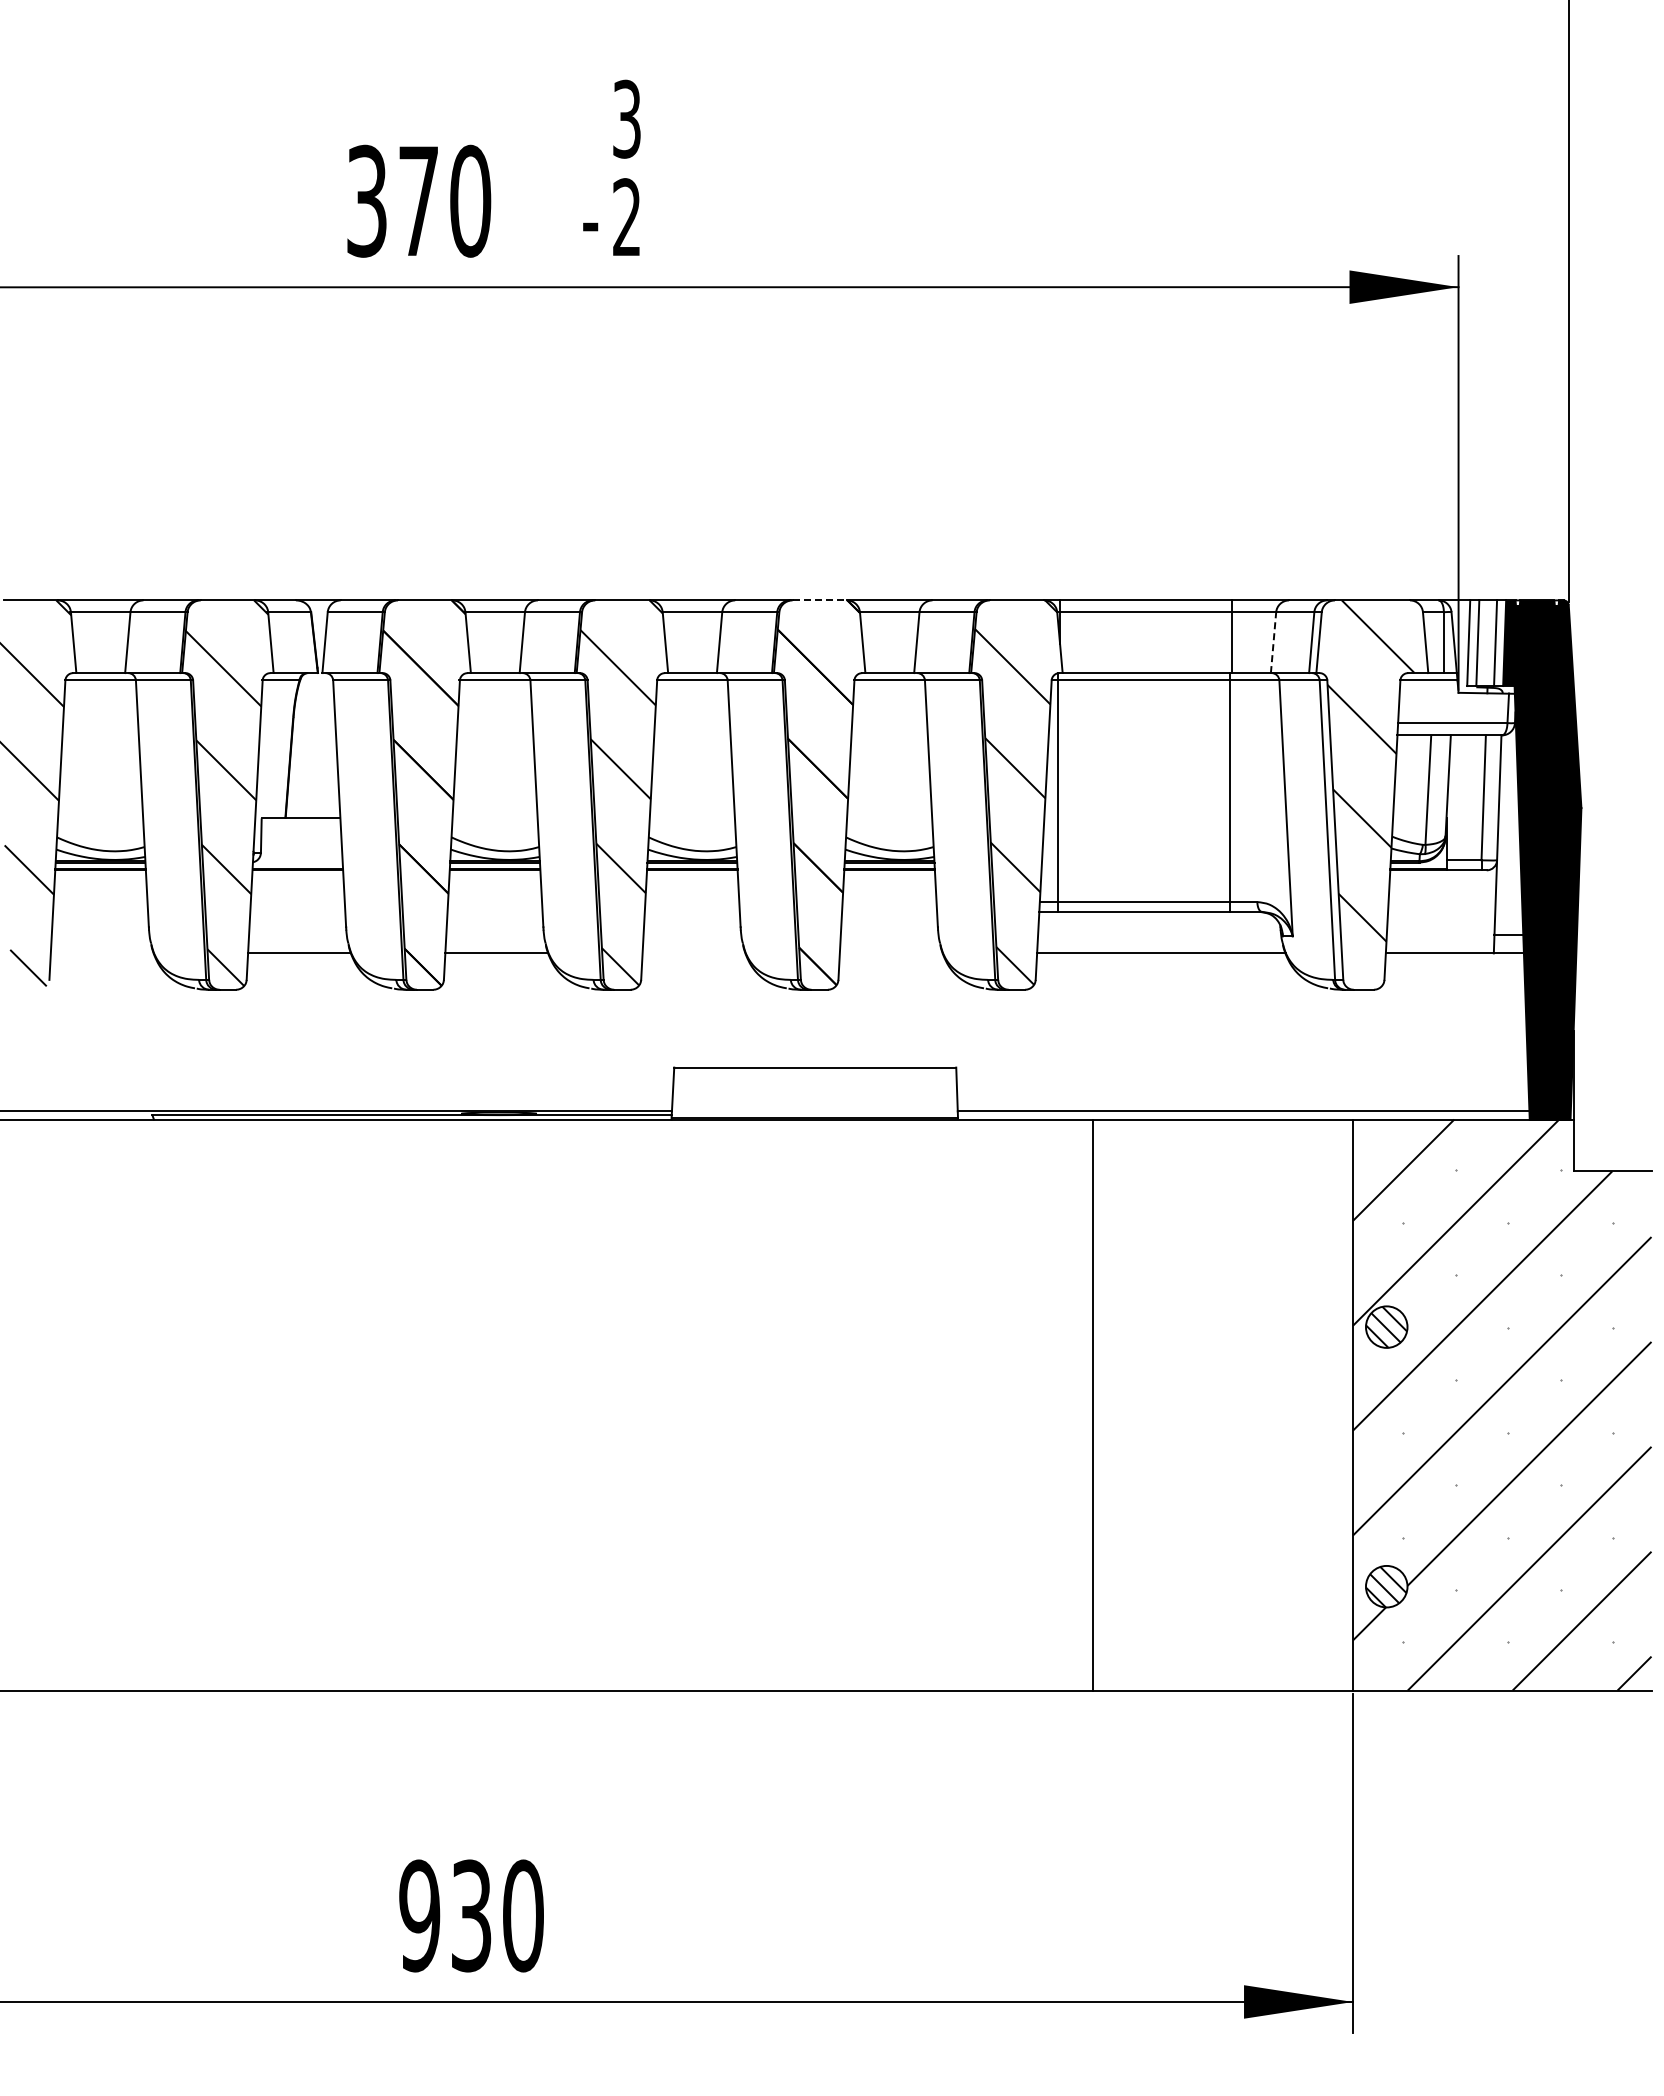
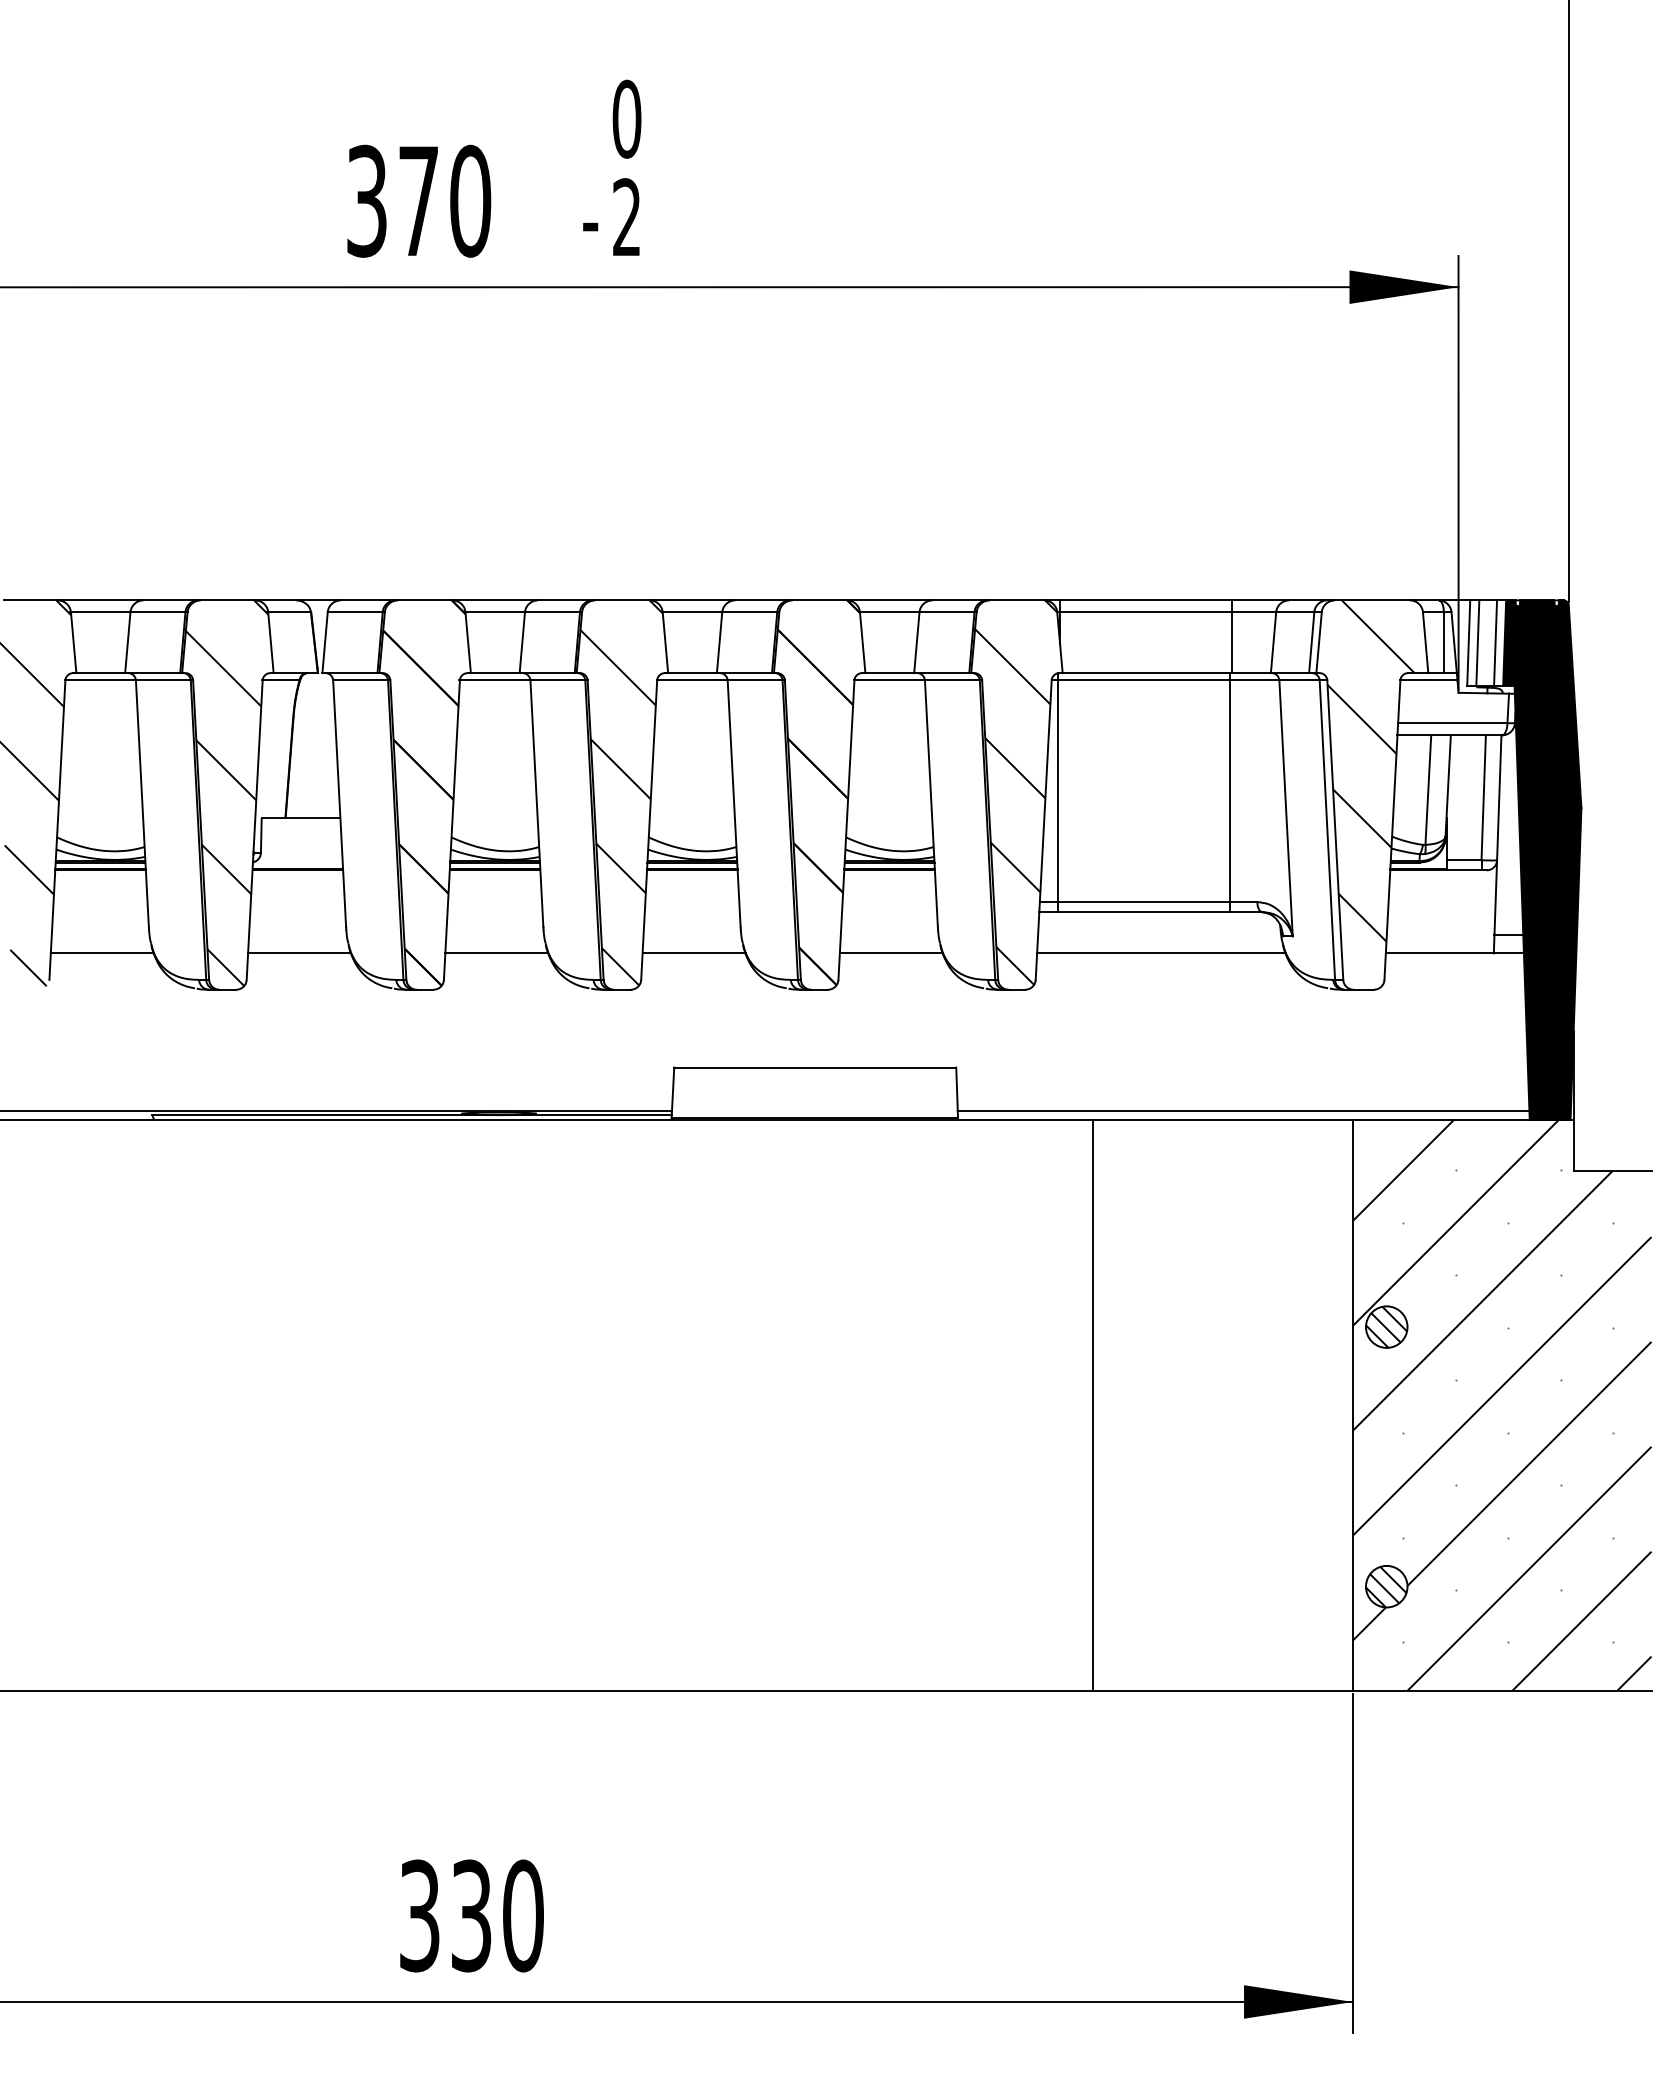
text: 3 -> 0 (626, 118)
line: dashed -> solid (820, 600)
line: dashed -> solid (1273, 642)
line: none -> present (101, 953)
line: none -> present (693, 953)
line: none -> present (890, 953)
text: 930 -> 330 (419, 1915)
